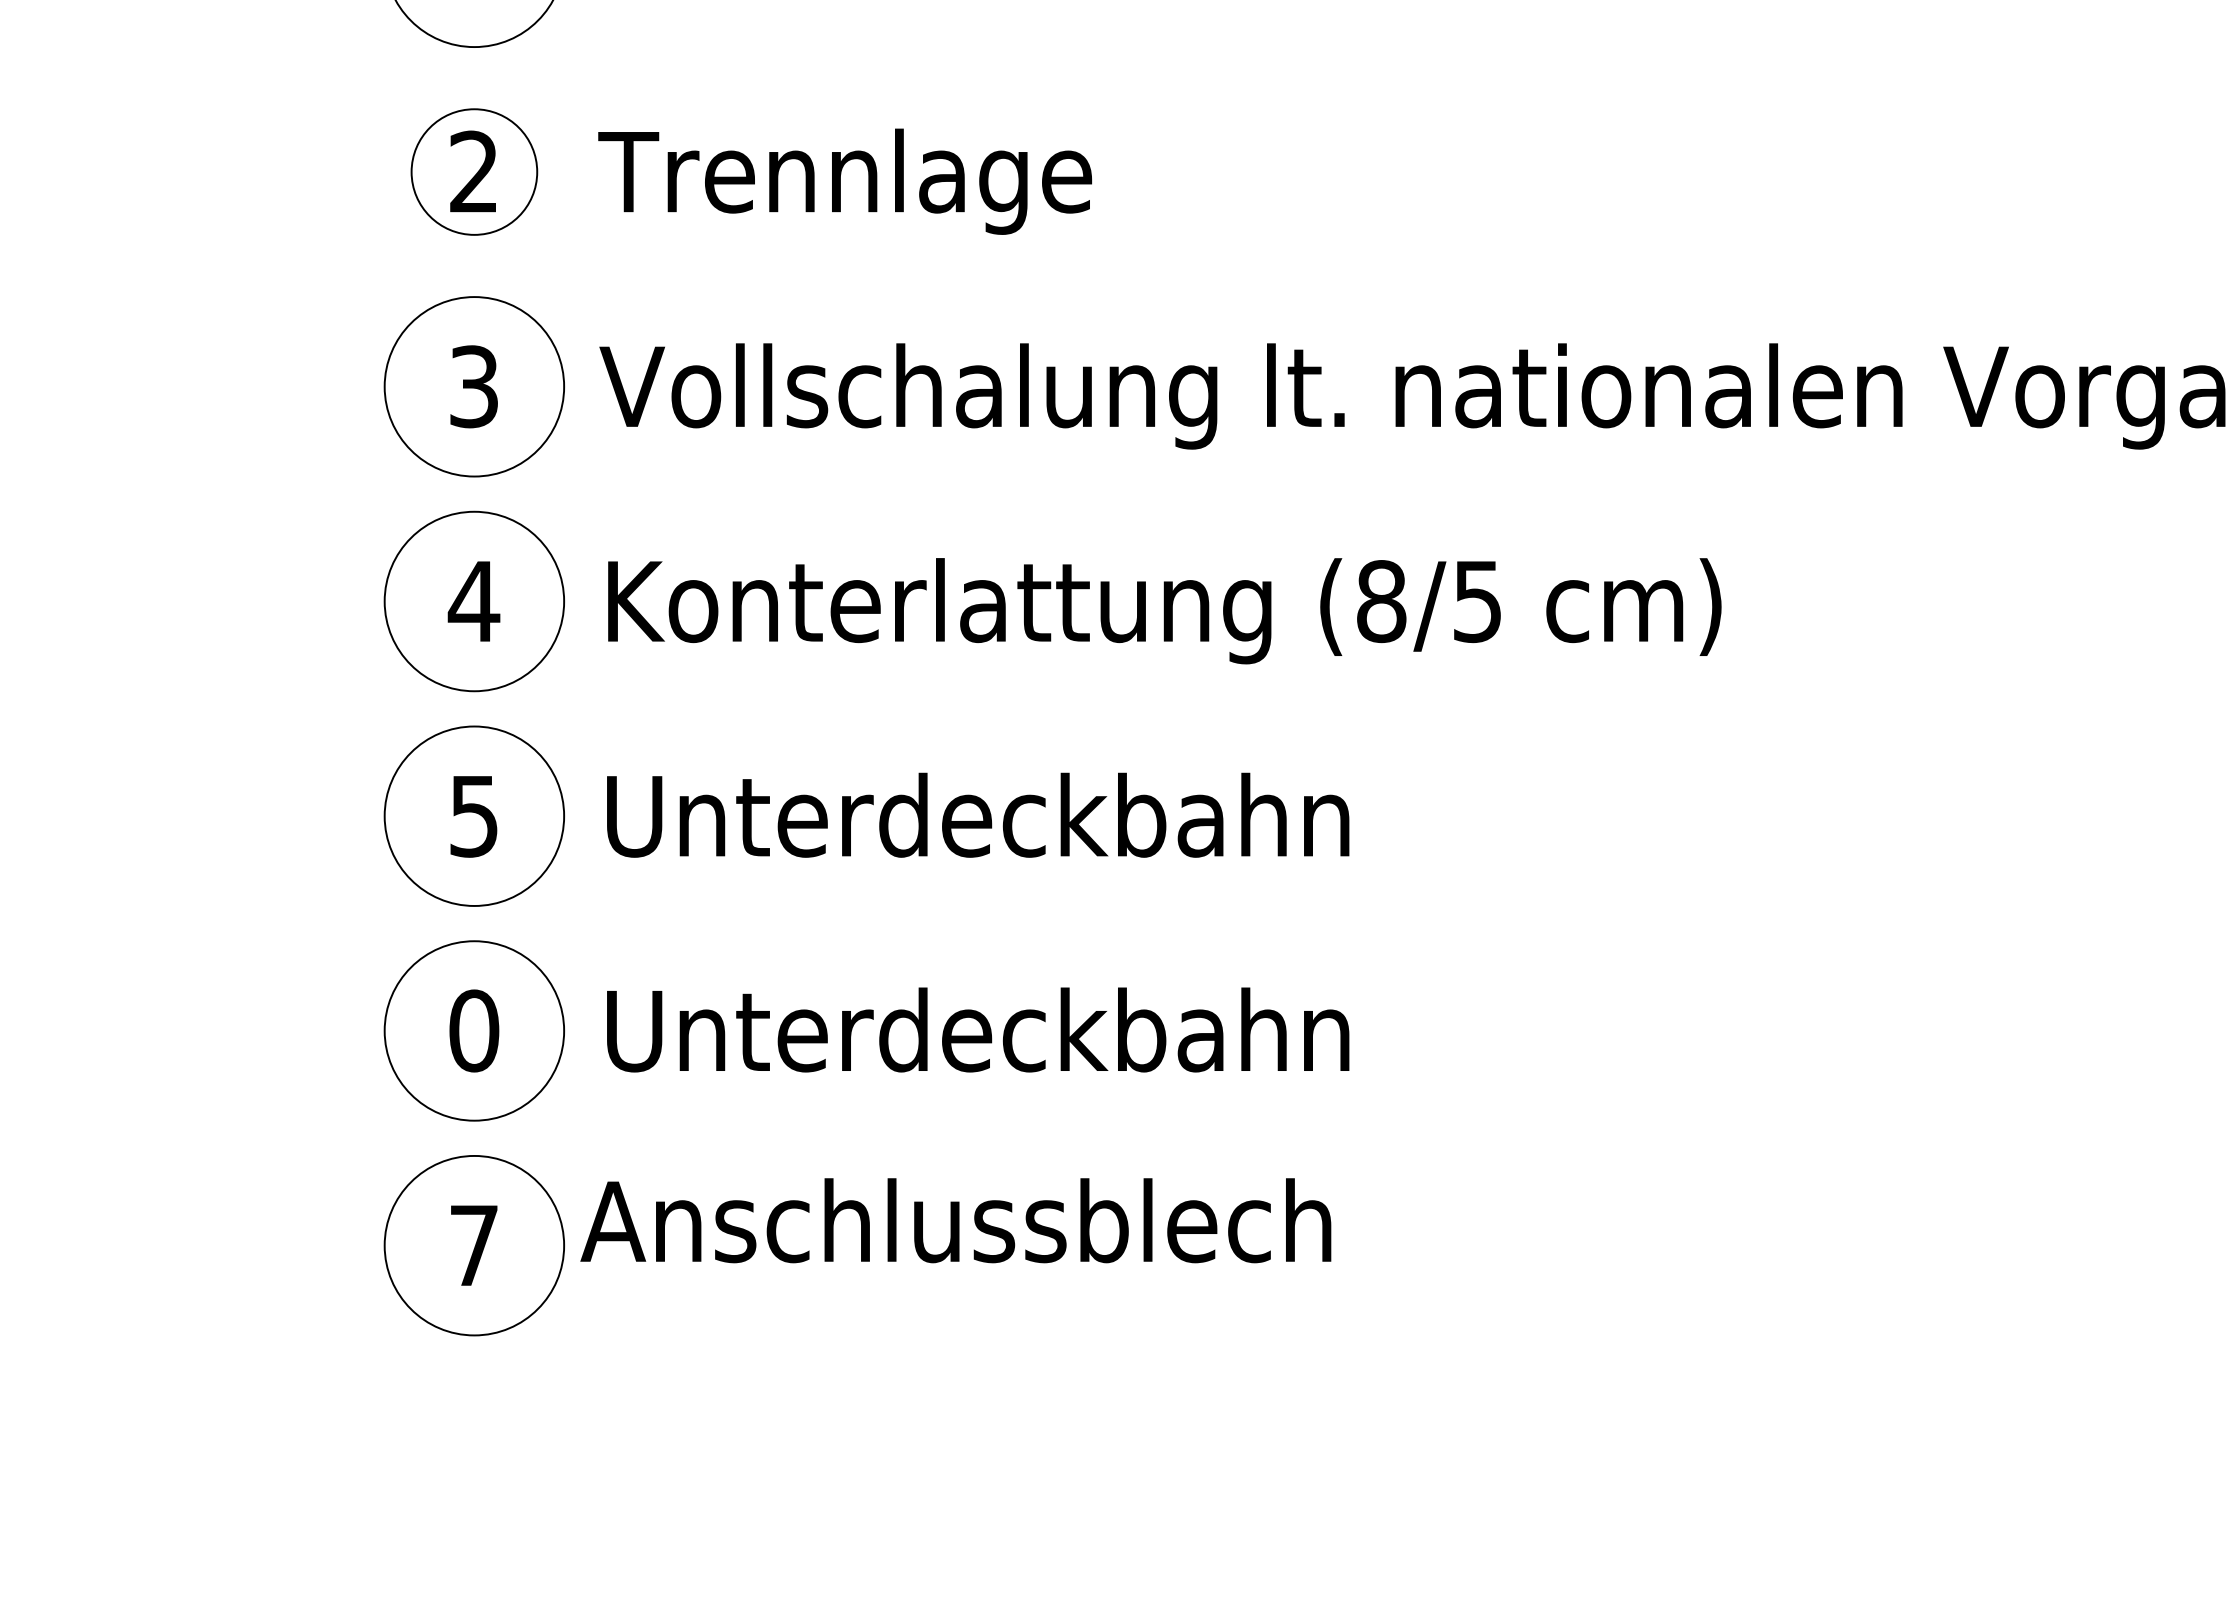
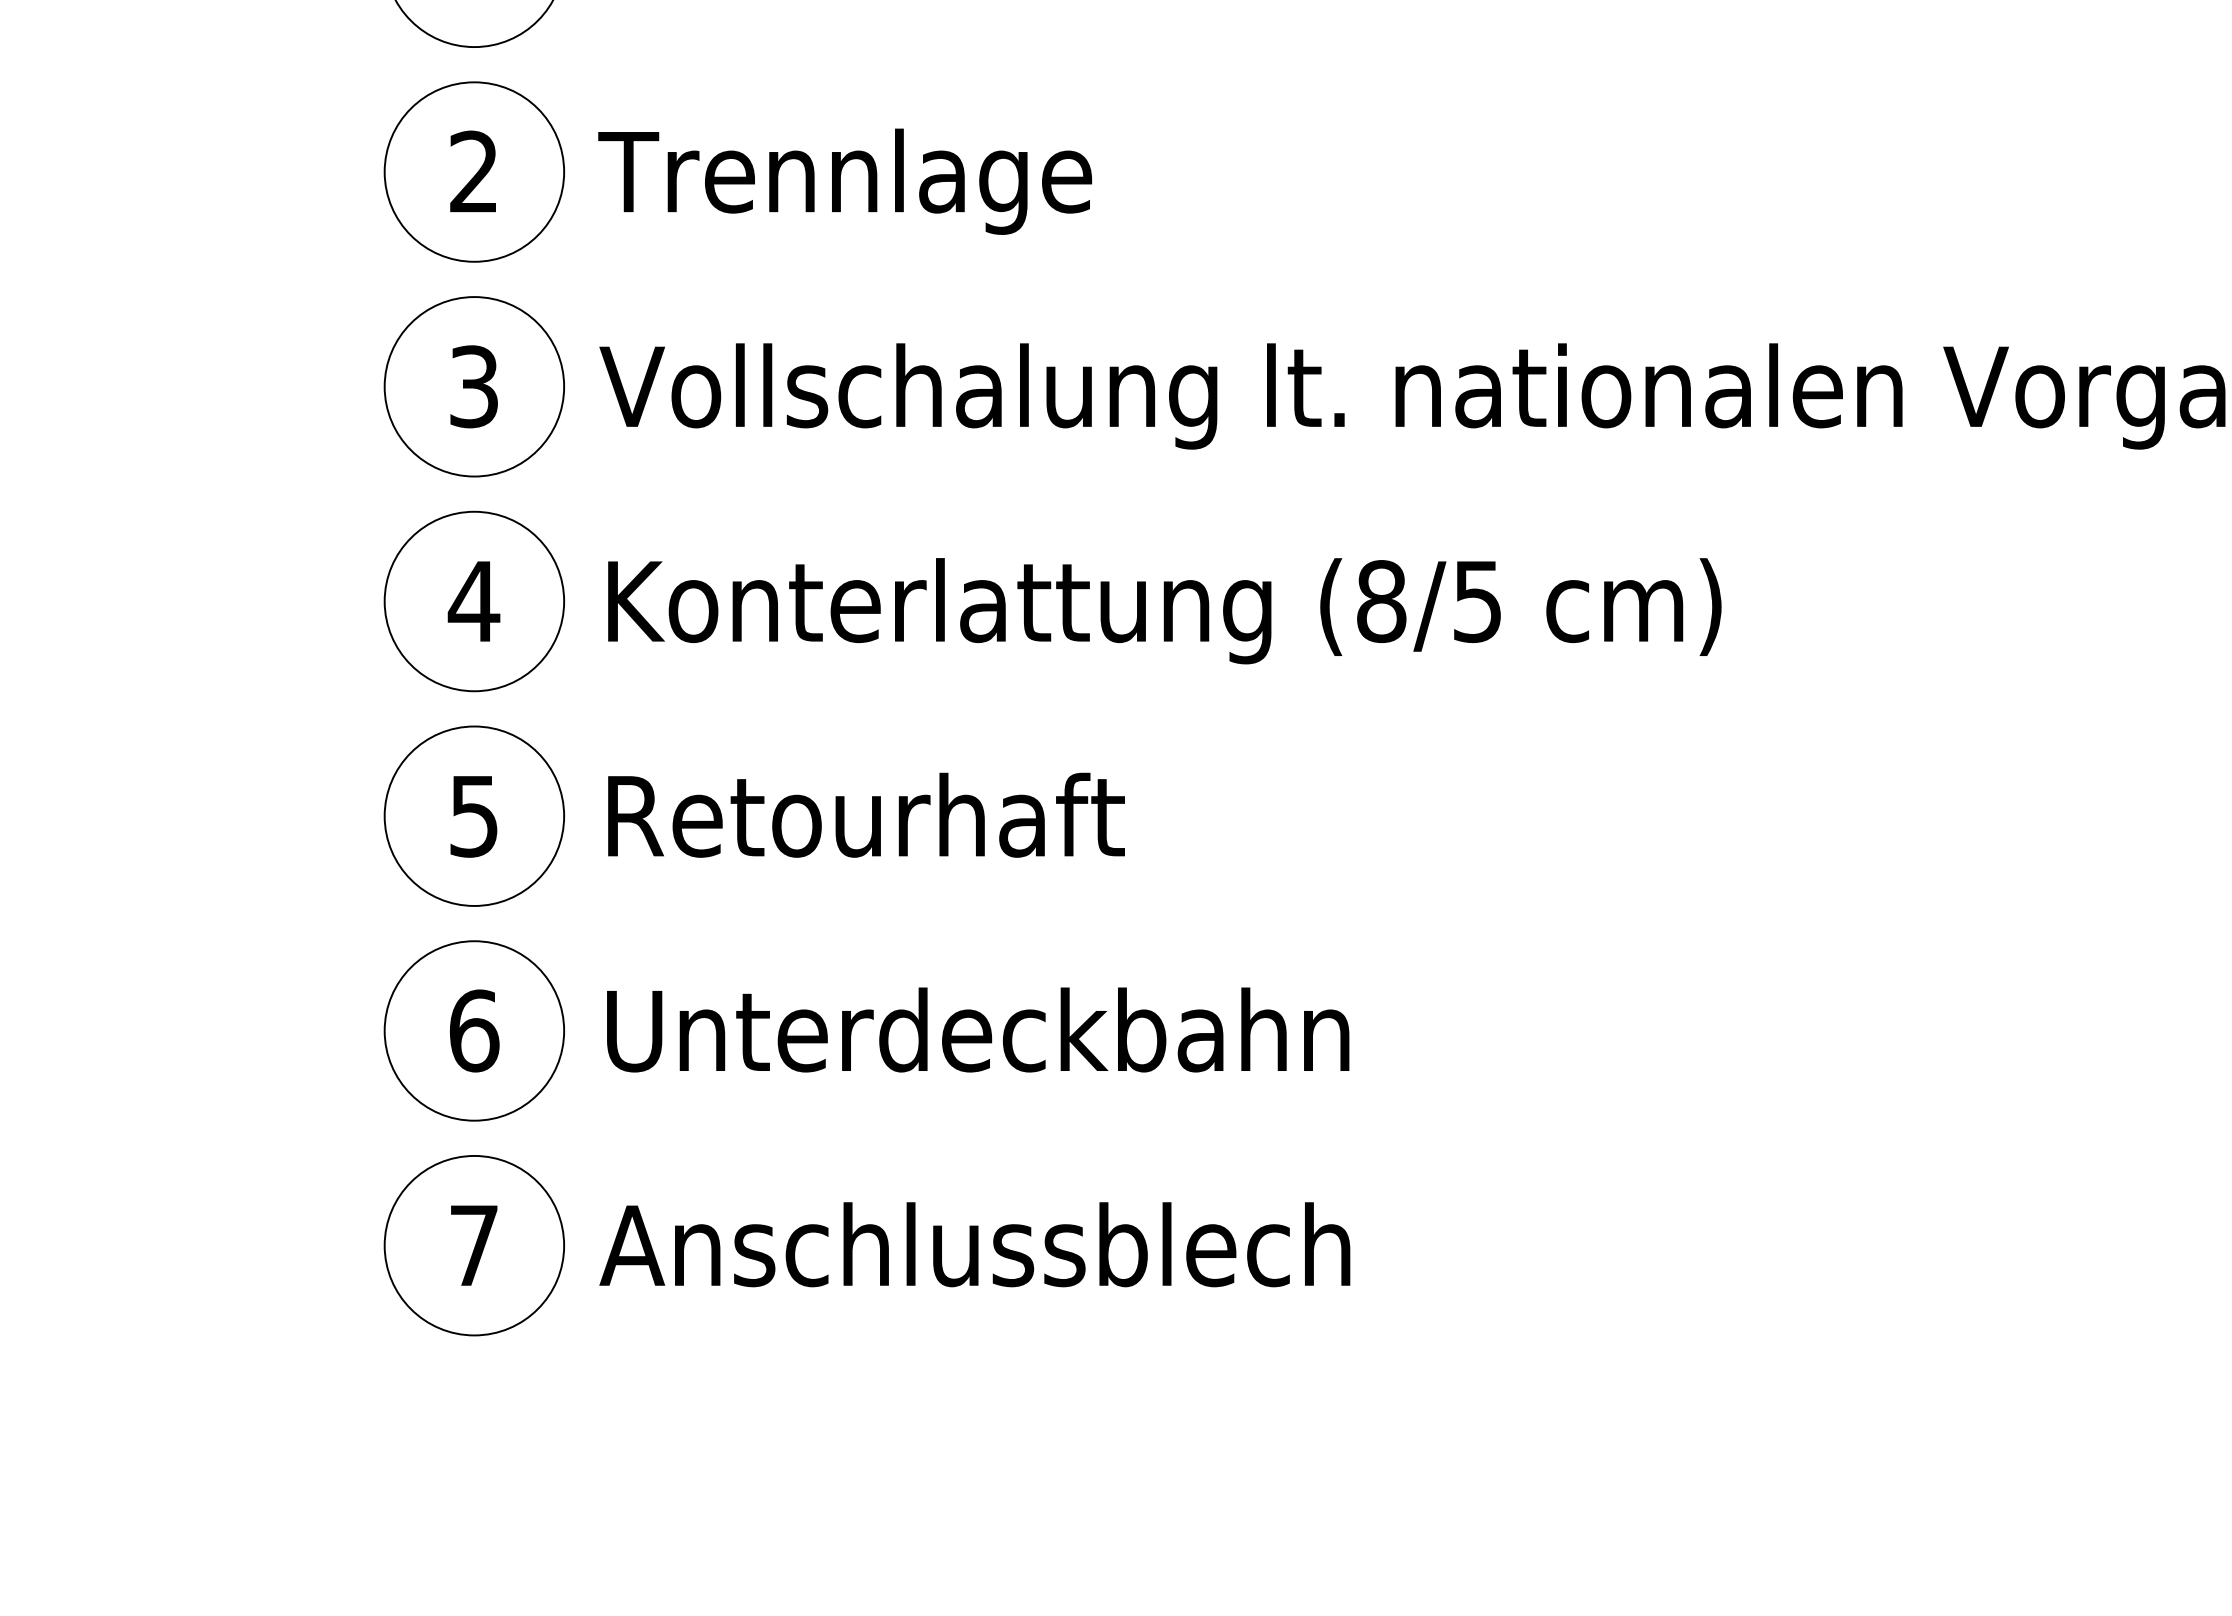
circle diameter: 126 px -> 179 px (474, 171)
text: Unterdeckbahn -> Retourhaft (978, 814)
text: 0 -> 6 (474, 1030)
text position: (955, 1220) -> (974, 1244) (974, 1244)
